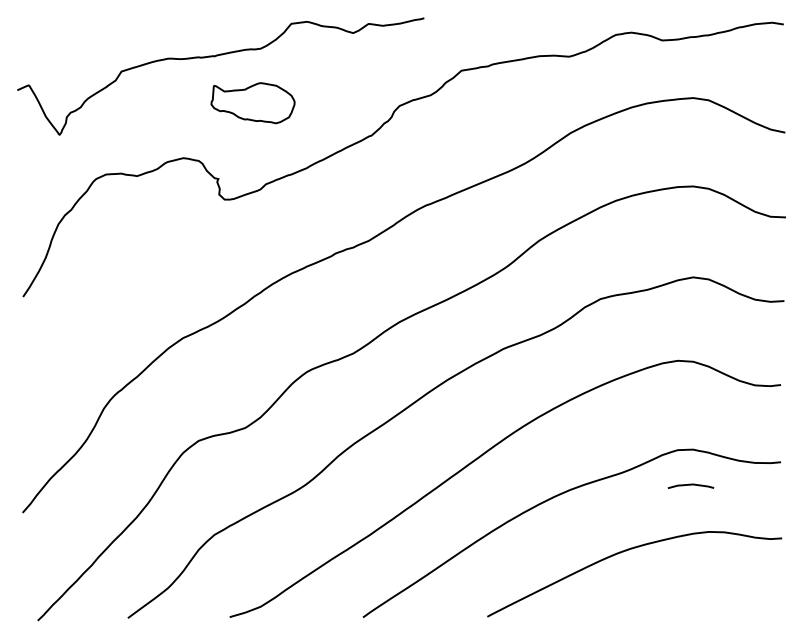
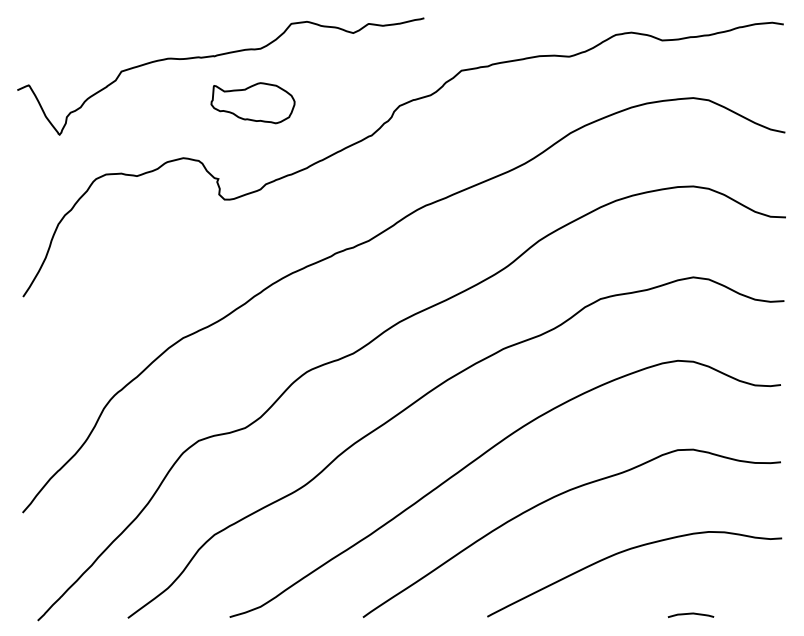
curve position: (690, 485) -> (690, 614) (690, 614)
